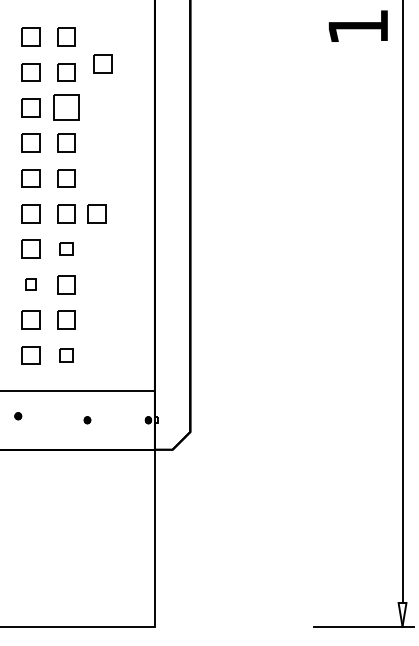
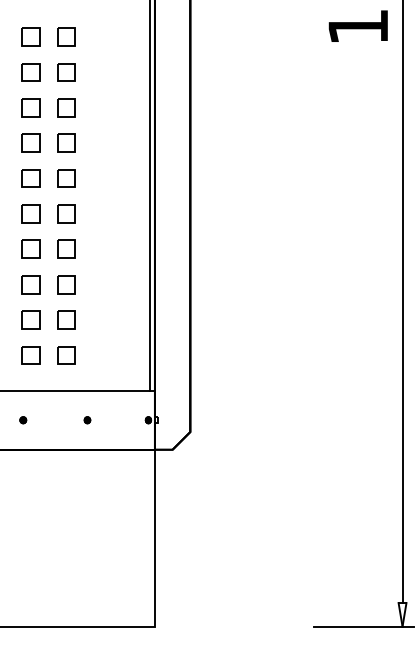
part: present -> none (102, 63)
part size: 27x27 px -> 19x20 px (66, 107)
line: none -> present (150, 196)
part: present -> none (96, 213)
part size: 15x14 px -> 19x20 px (66, 248)
part size: 12x13 px -> 20x20 px (30, 284)
part size: 15x15 px -> 19x19 px (66, 355)
part position: (18, 416) -> (23, 420) (23, 420)
